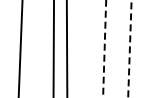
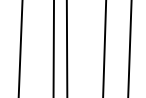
line: dashed -> solid (104, 49)
line: dashed -> solid (129, 49)
